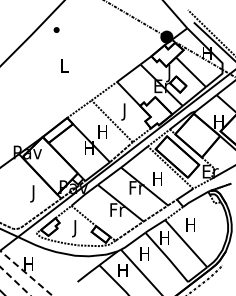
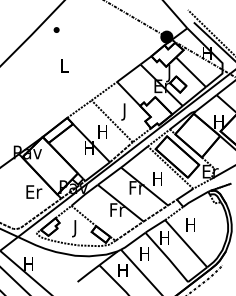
text: J -> Er (34, 193)
line: dashed -> solid (25, 272)
line: dashed -> solid (15, 281)
